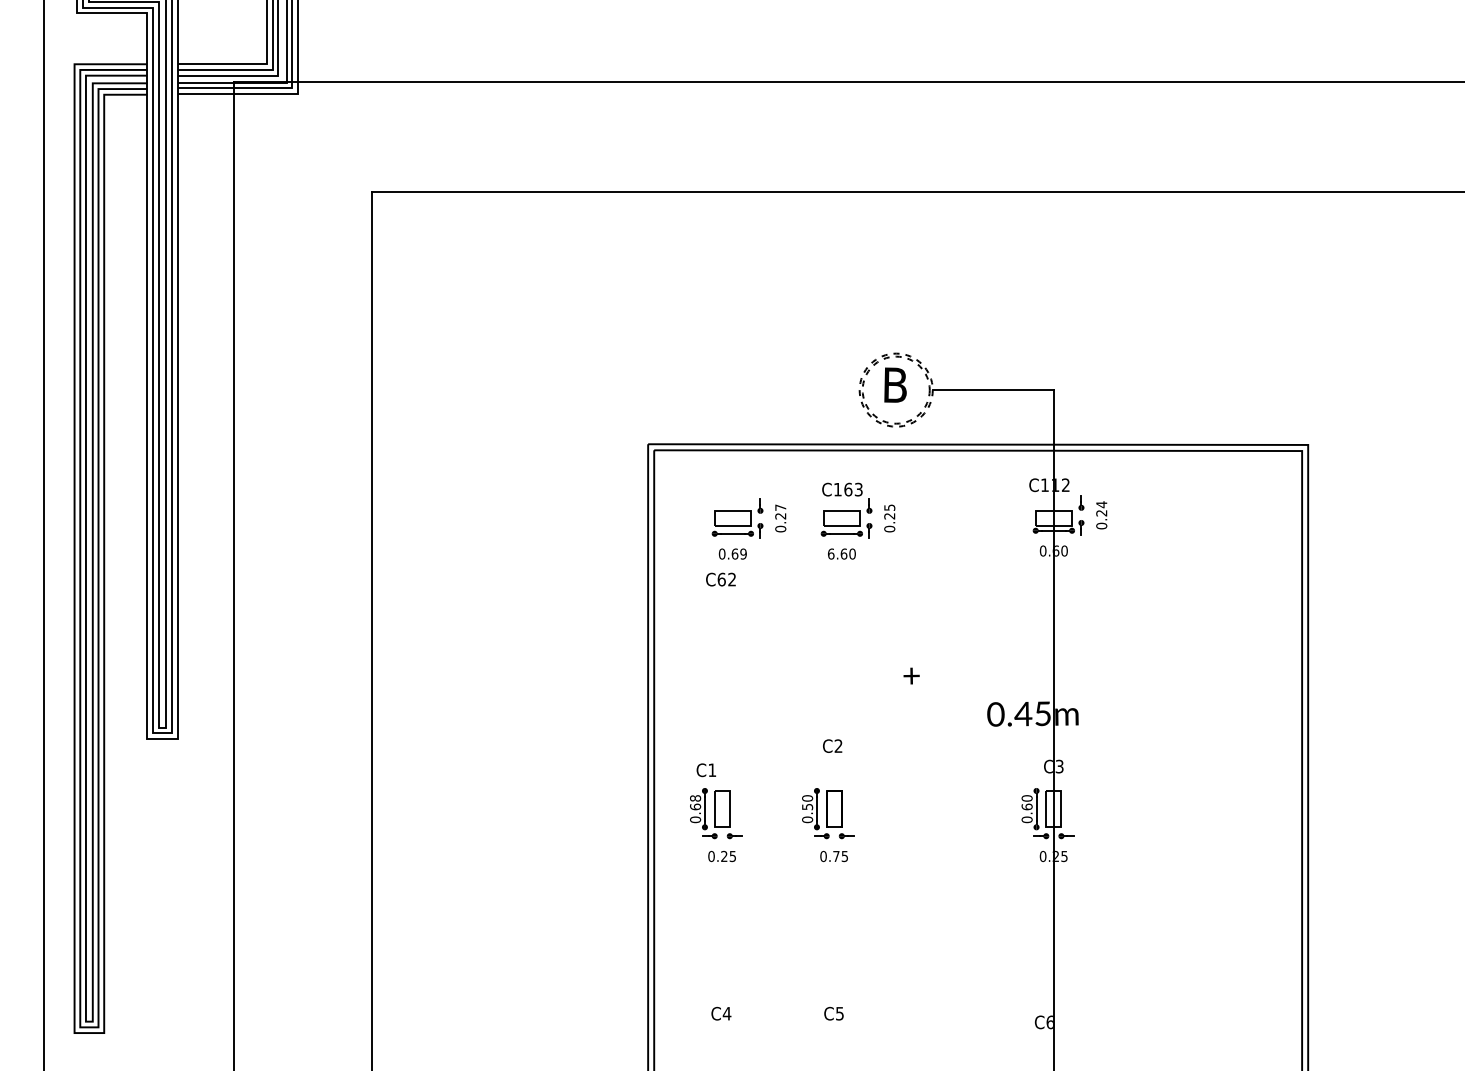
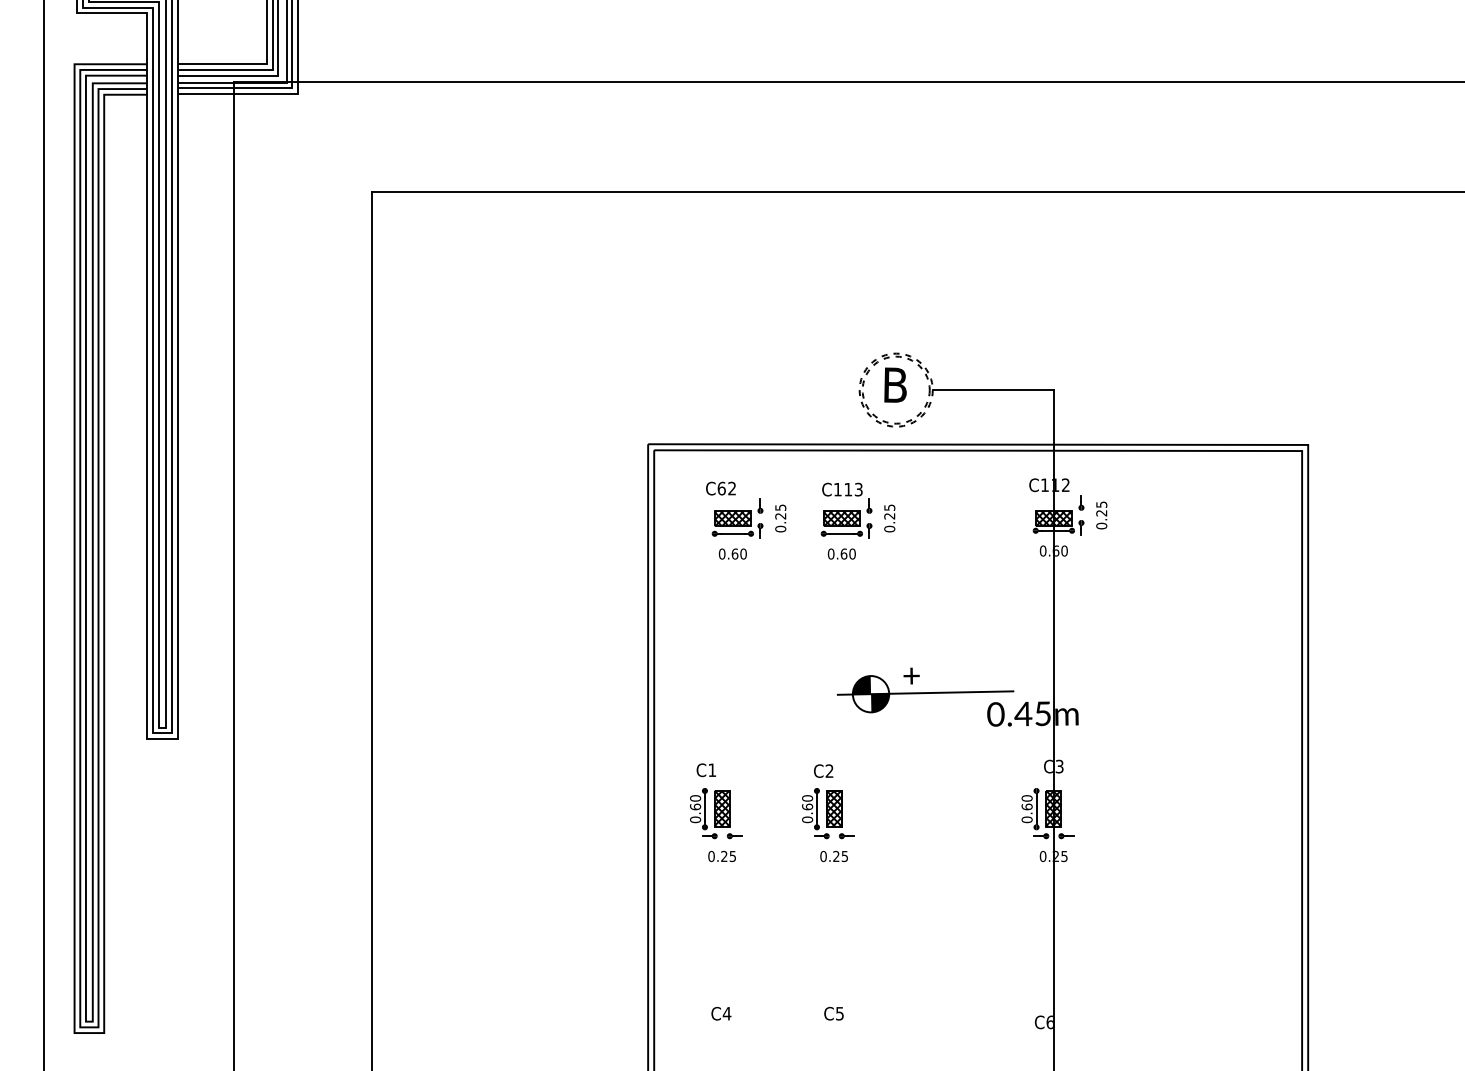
text: C163 -> C113 (848, 489)
text: 0.24 -> 0.25 (1101, 504)
text: 0.27 -> 0.25 (780, 507)
hatch: none -> present (732, 517)
hatch: none -> present (841, 517)
hatch: none -> present (1053, 517)
text: 0.69 -> 0.60 (743, 553)
text: 6.60 -> 0.60 (831, 553)
text position: (720, 579) -> (720, 488) (720, 488)
part: none -> present (925, 694)
text position: (832, 745) -> (823, 770) (823, 770)
text: 0.68 -> 0.60 (695, 798)
text: 0.50 -> 0.60 (807, 806)
hatch: none -> present (721, 808)
hatch: none -> present (833, 808)
hatch: none -> present (1053, 808)
text: 0.75 -> 0.25 (836, 855)
